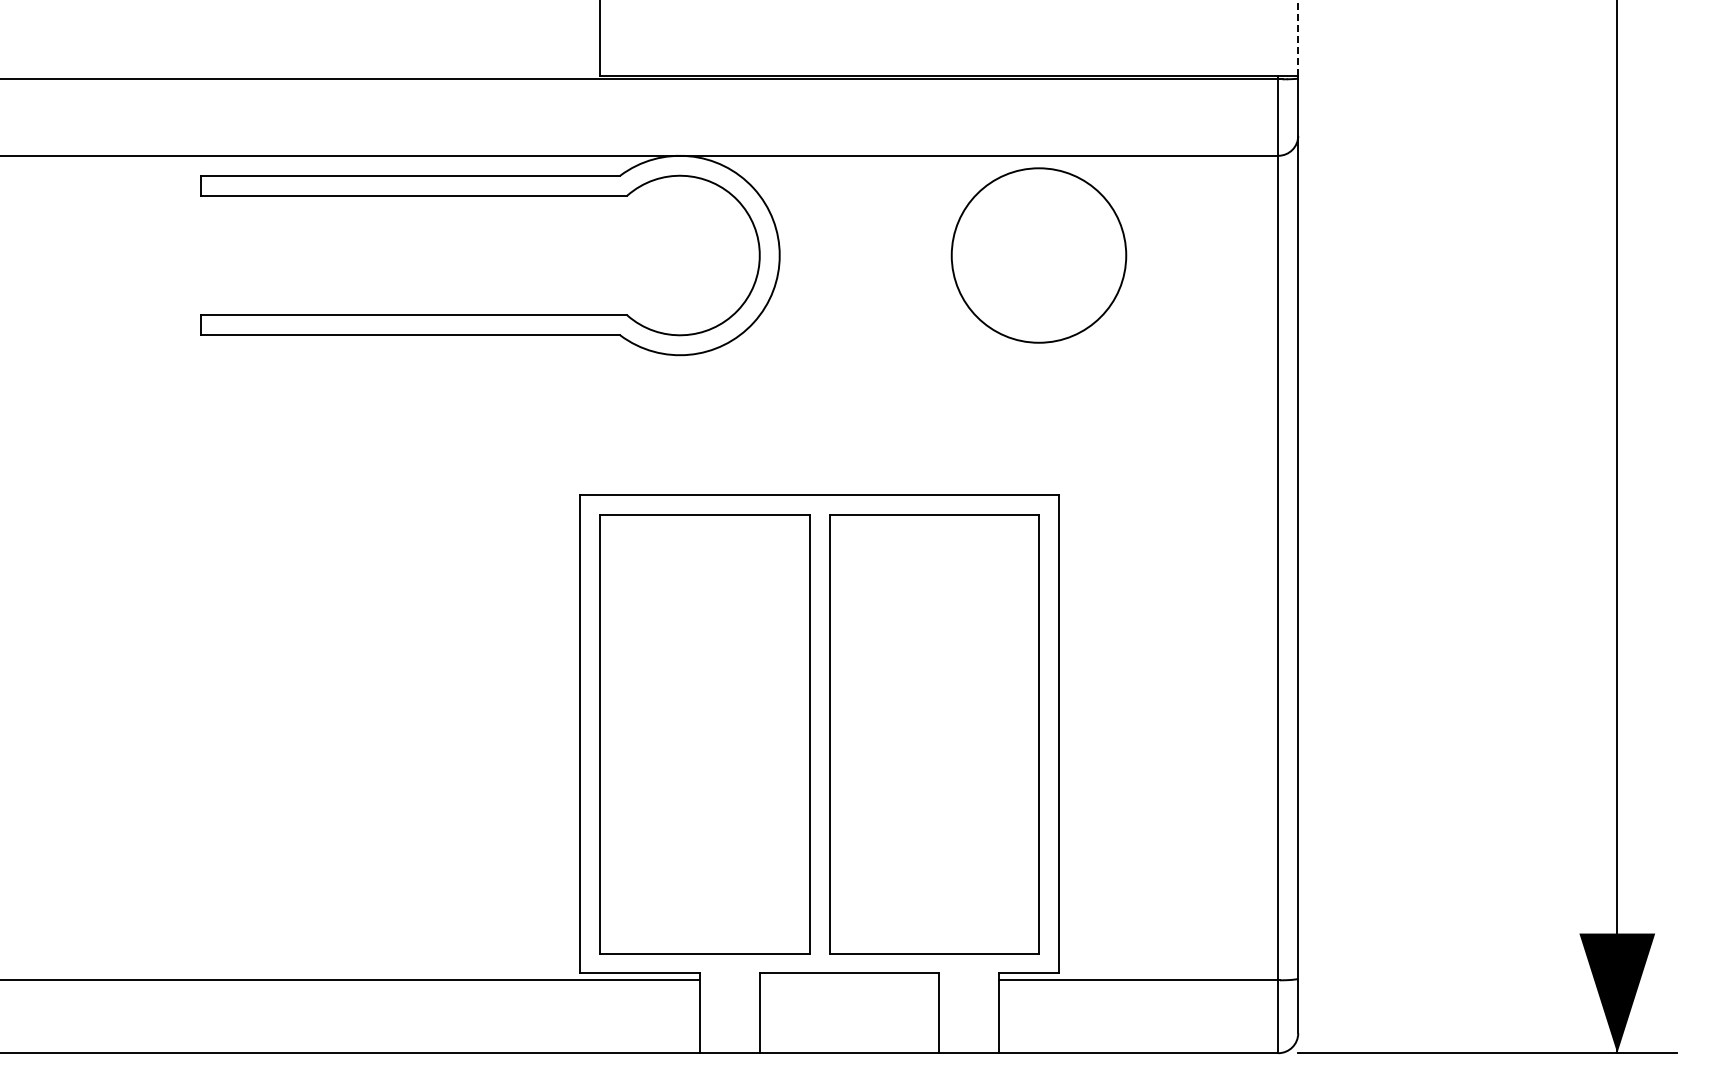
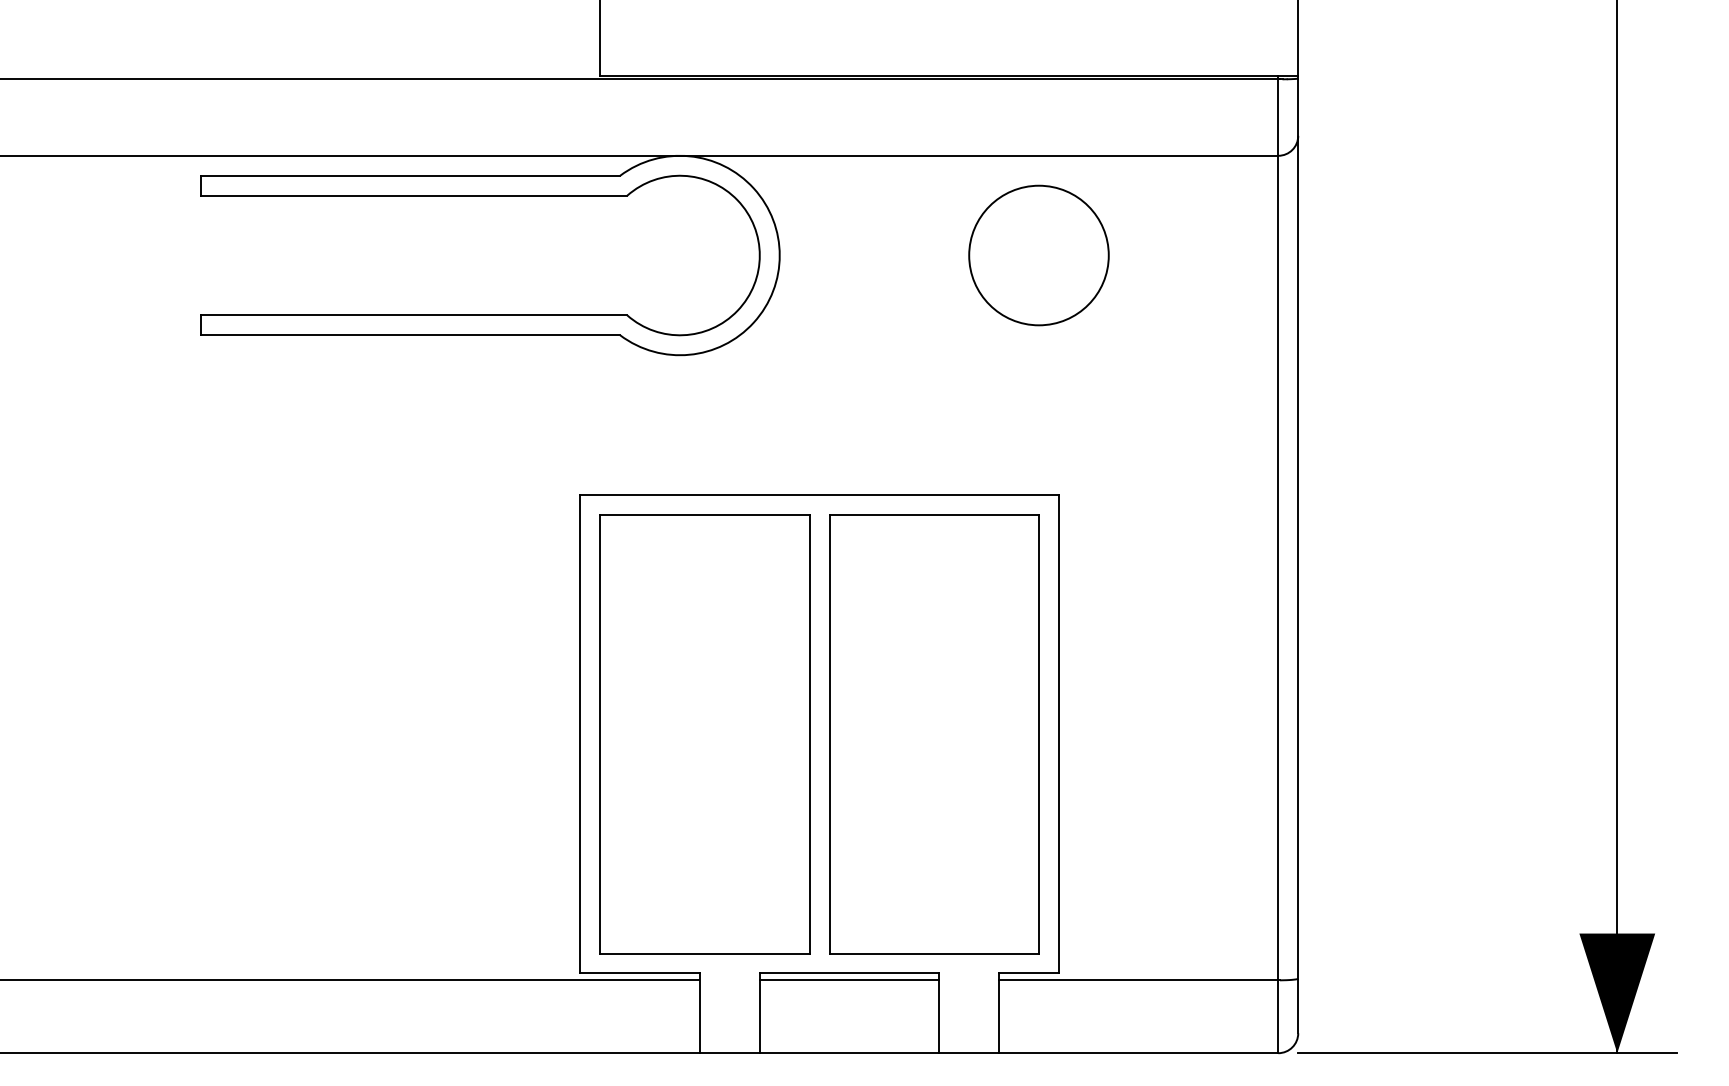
line: dashed -> solid (1298, 38)
circle size: 178x177 px -> 142x143 px (1038, 255)
line: none -> present (849, 980)
